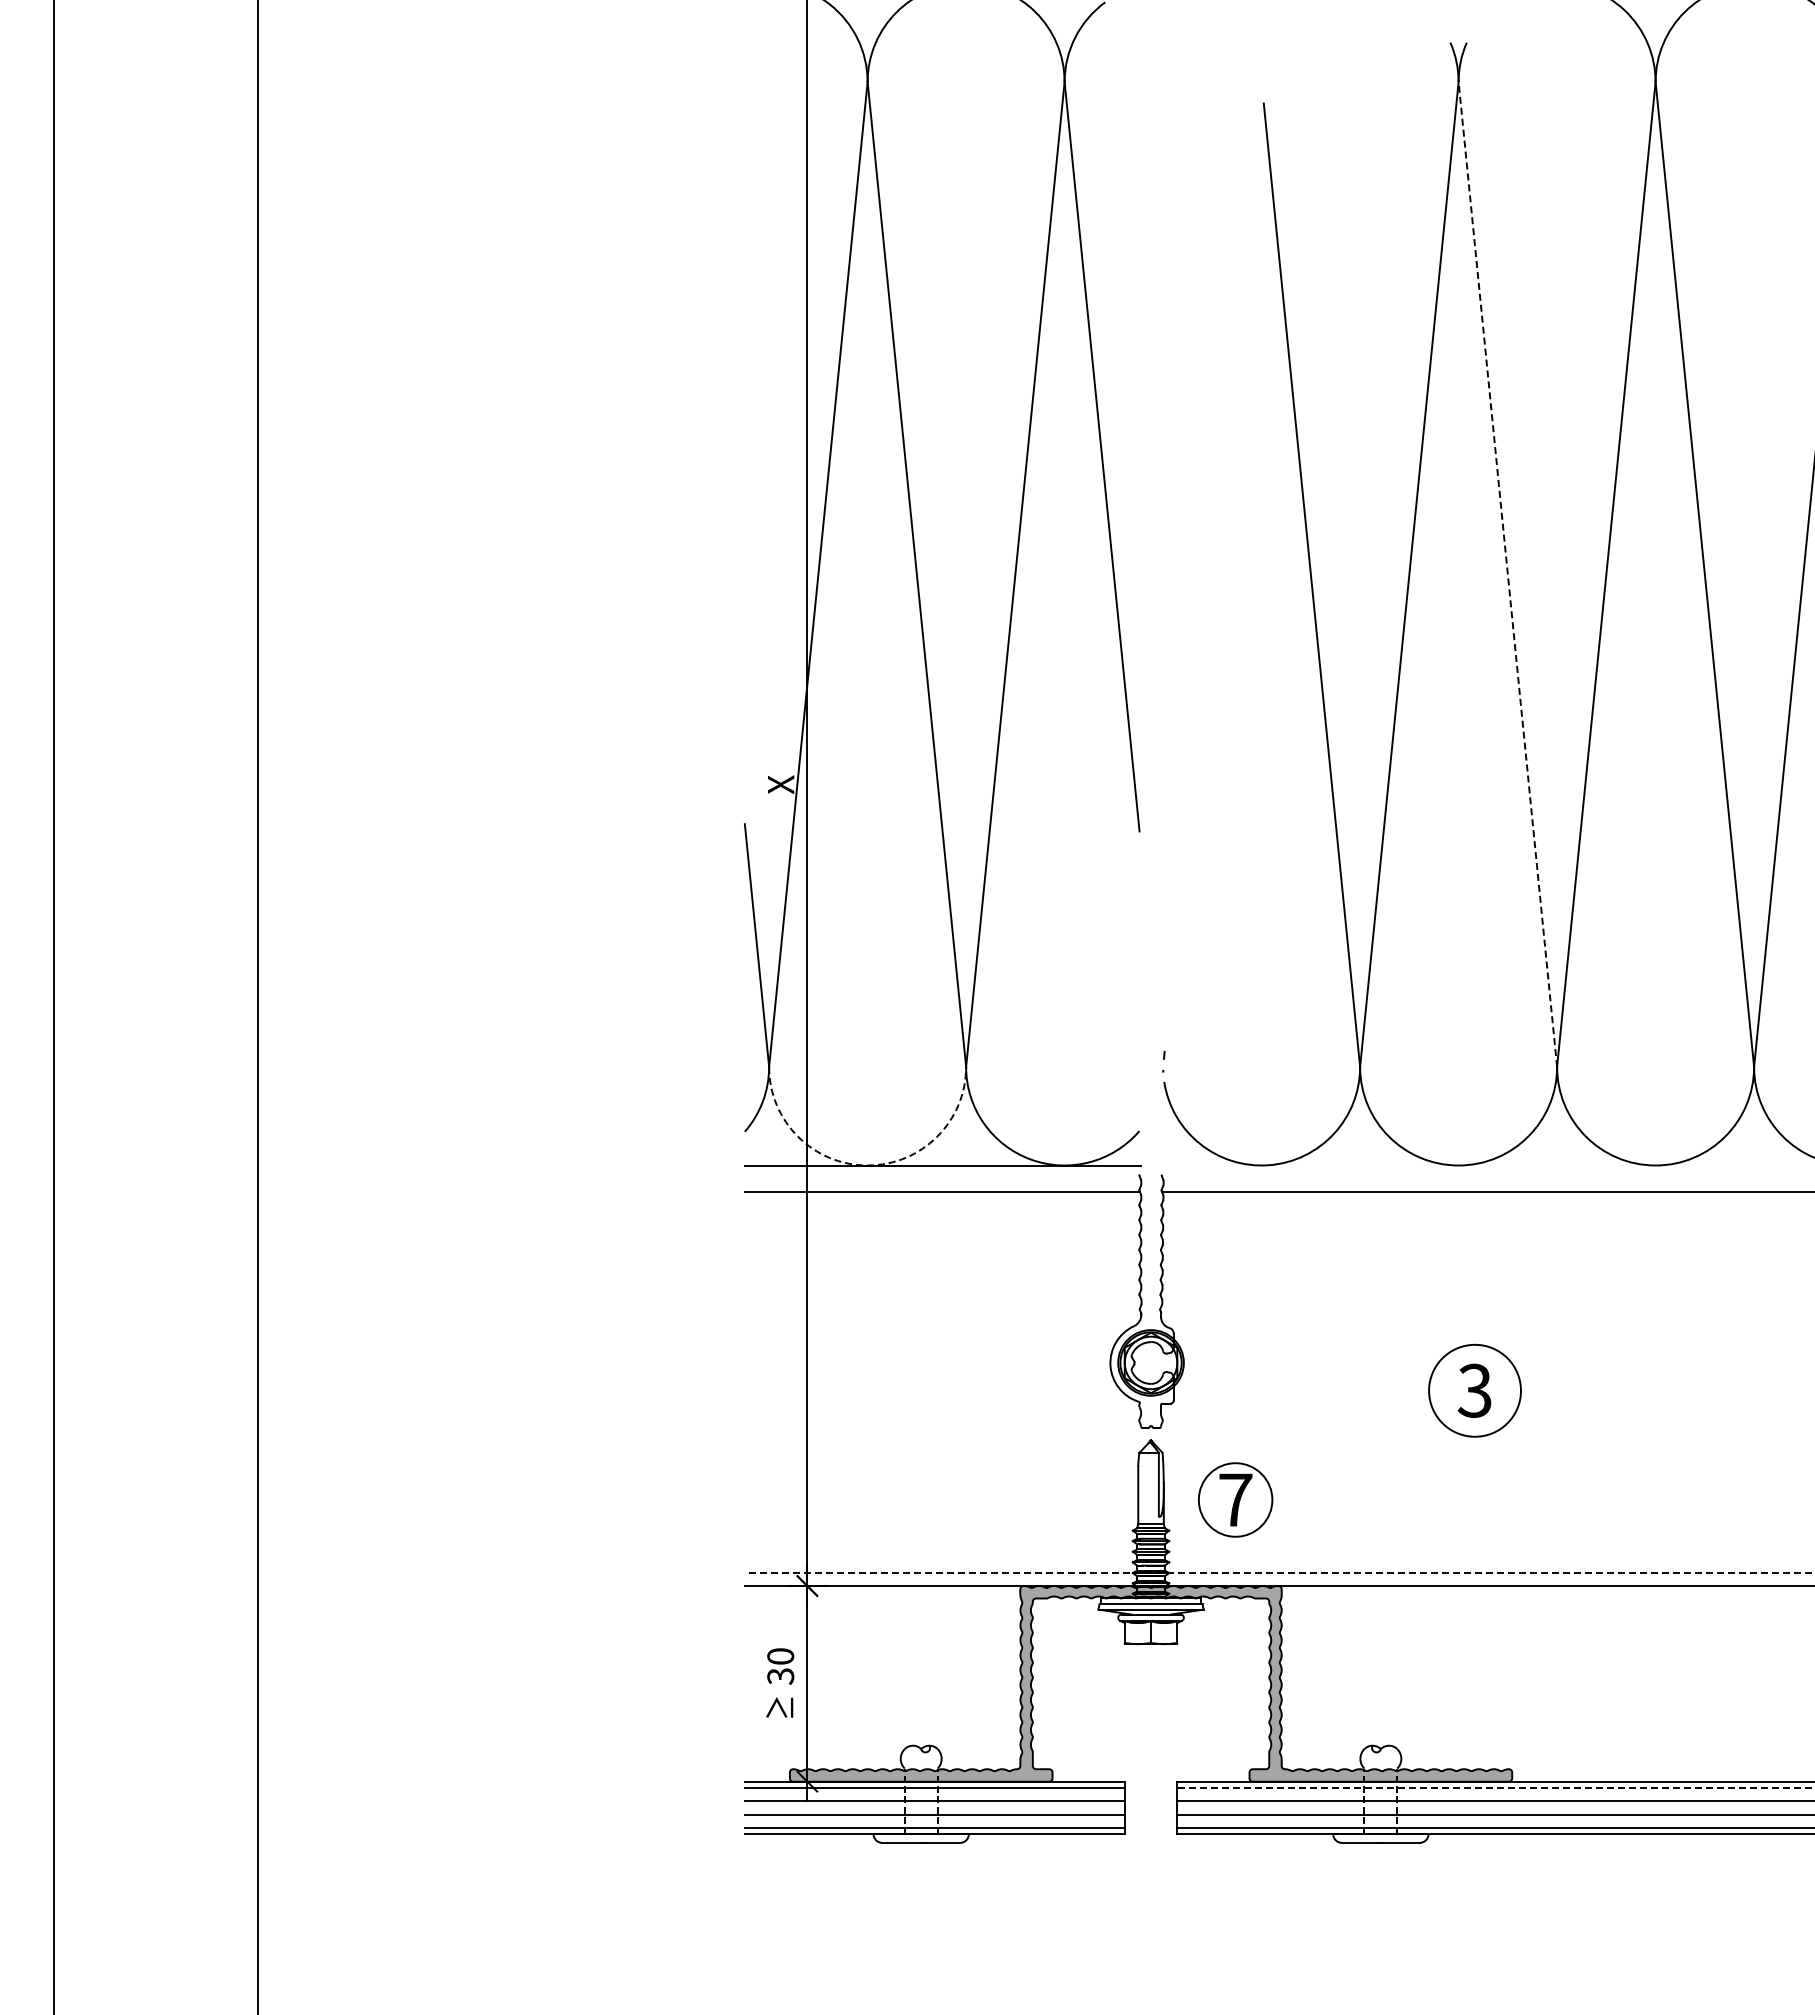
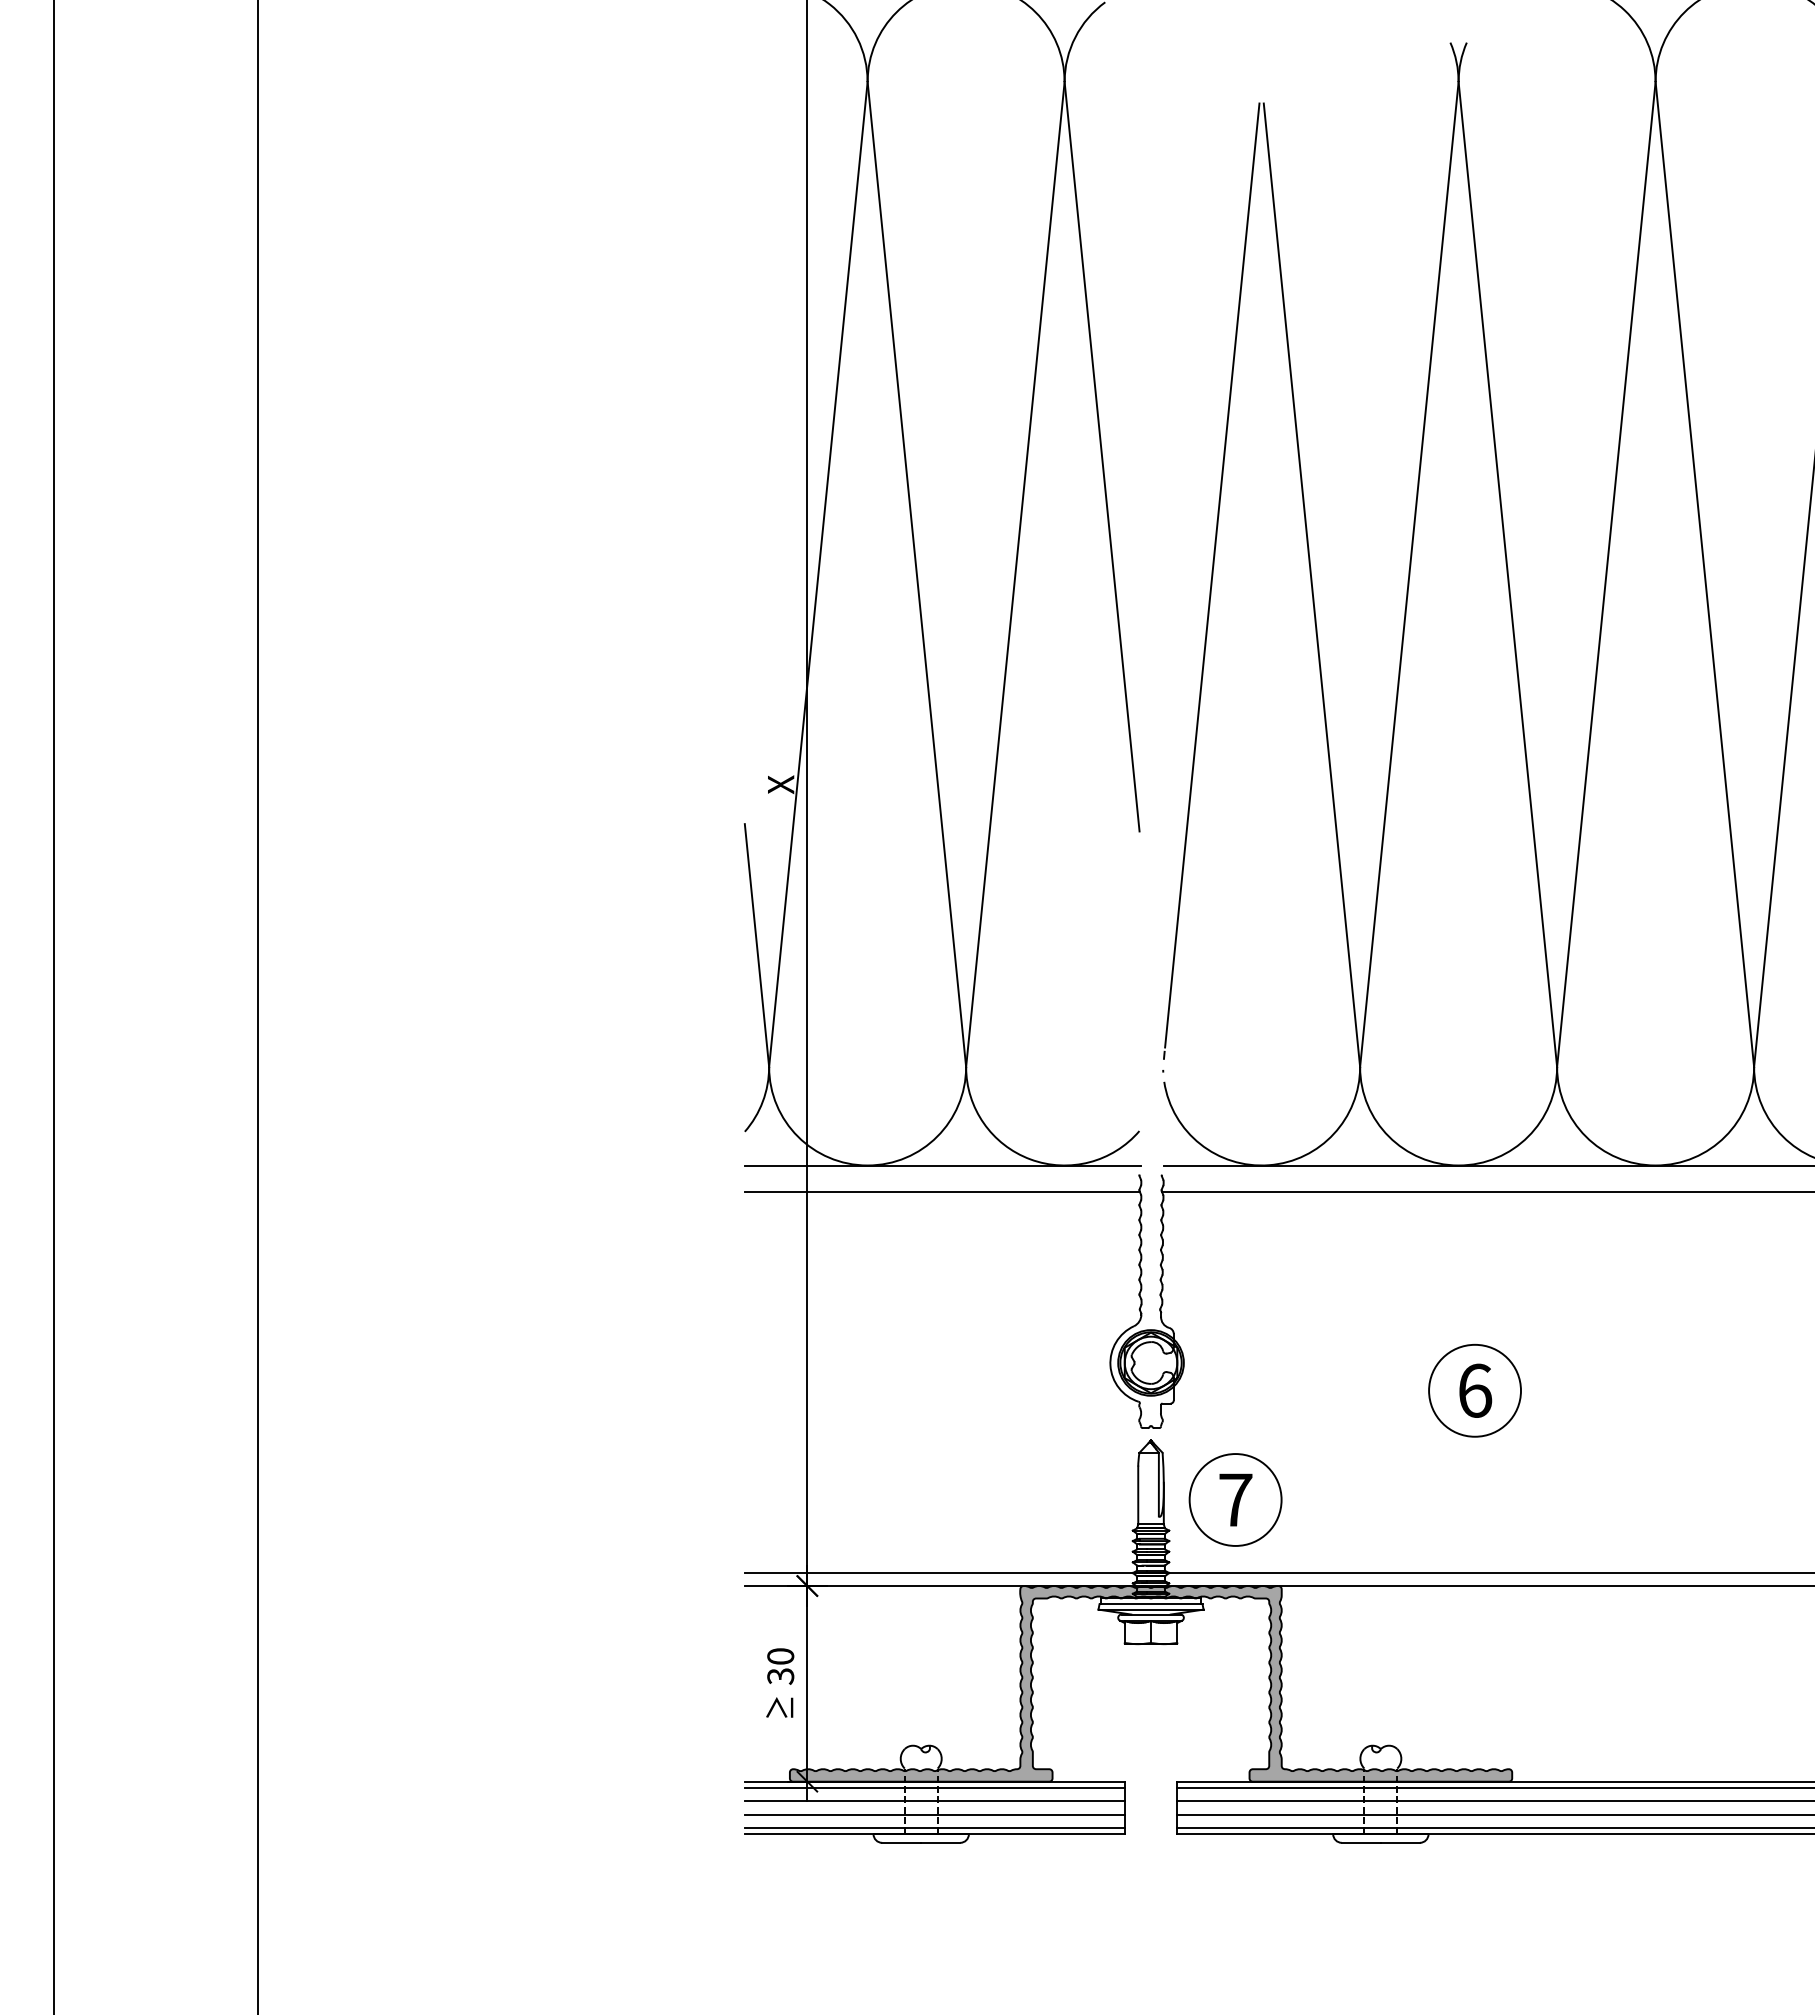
line: dashed -> solid (1507, 574)
line: none -> present (1212, 575)
arc: dashed -> solid (867, 1165)
line: none -> present (1487, 1165)
text: 3 -> 6 (1474, 1390)
circle diameter: 74 px -> 92 px (1235, 1499)
line: dashed -> solid (1279, 1572)
line: dashed -> solid (1495, 1788)
